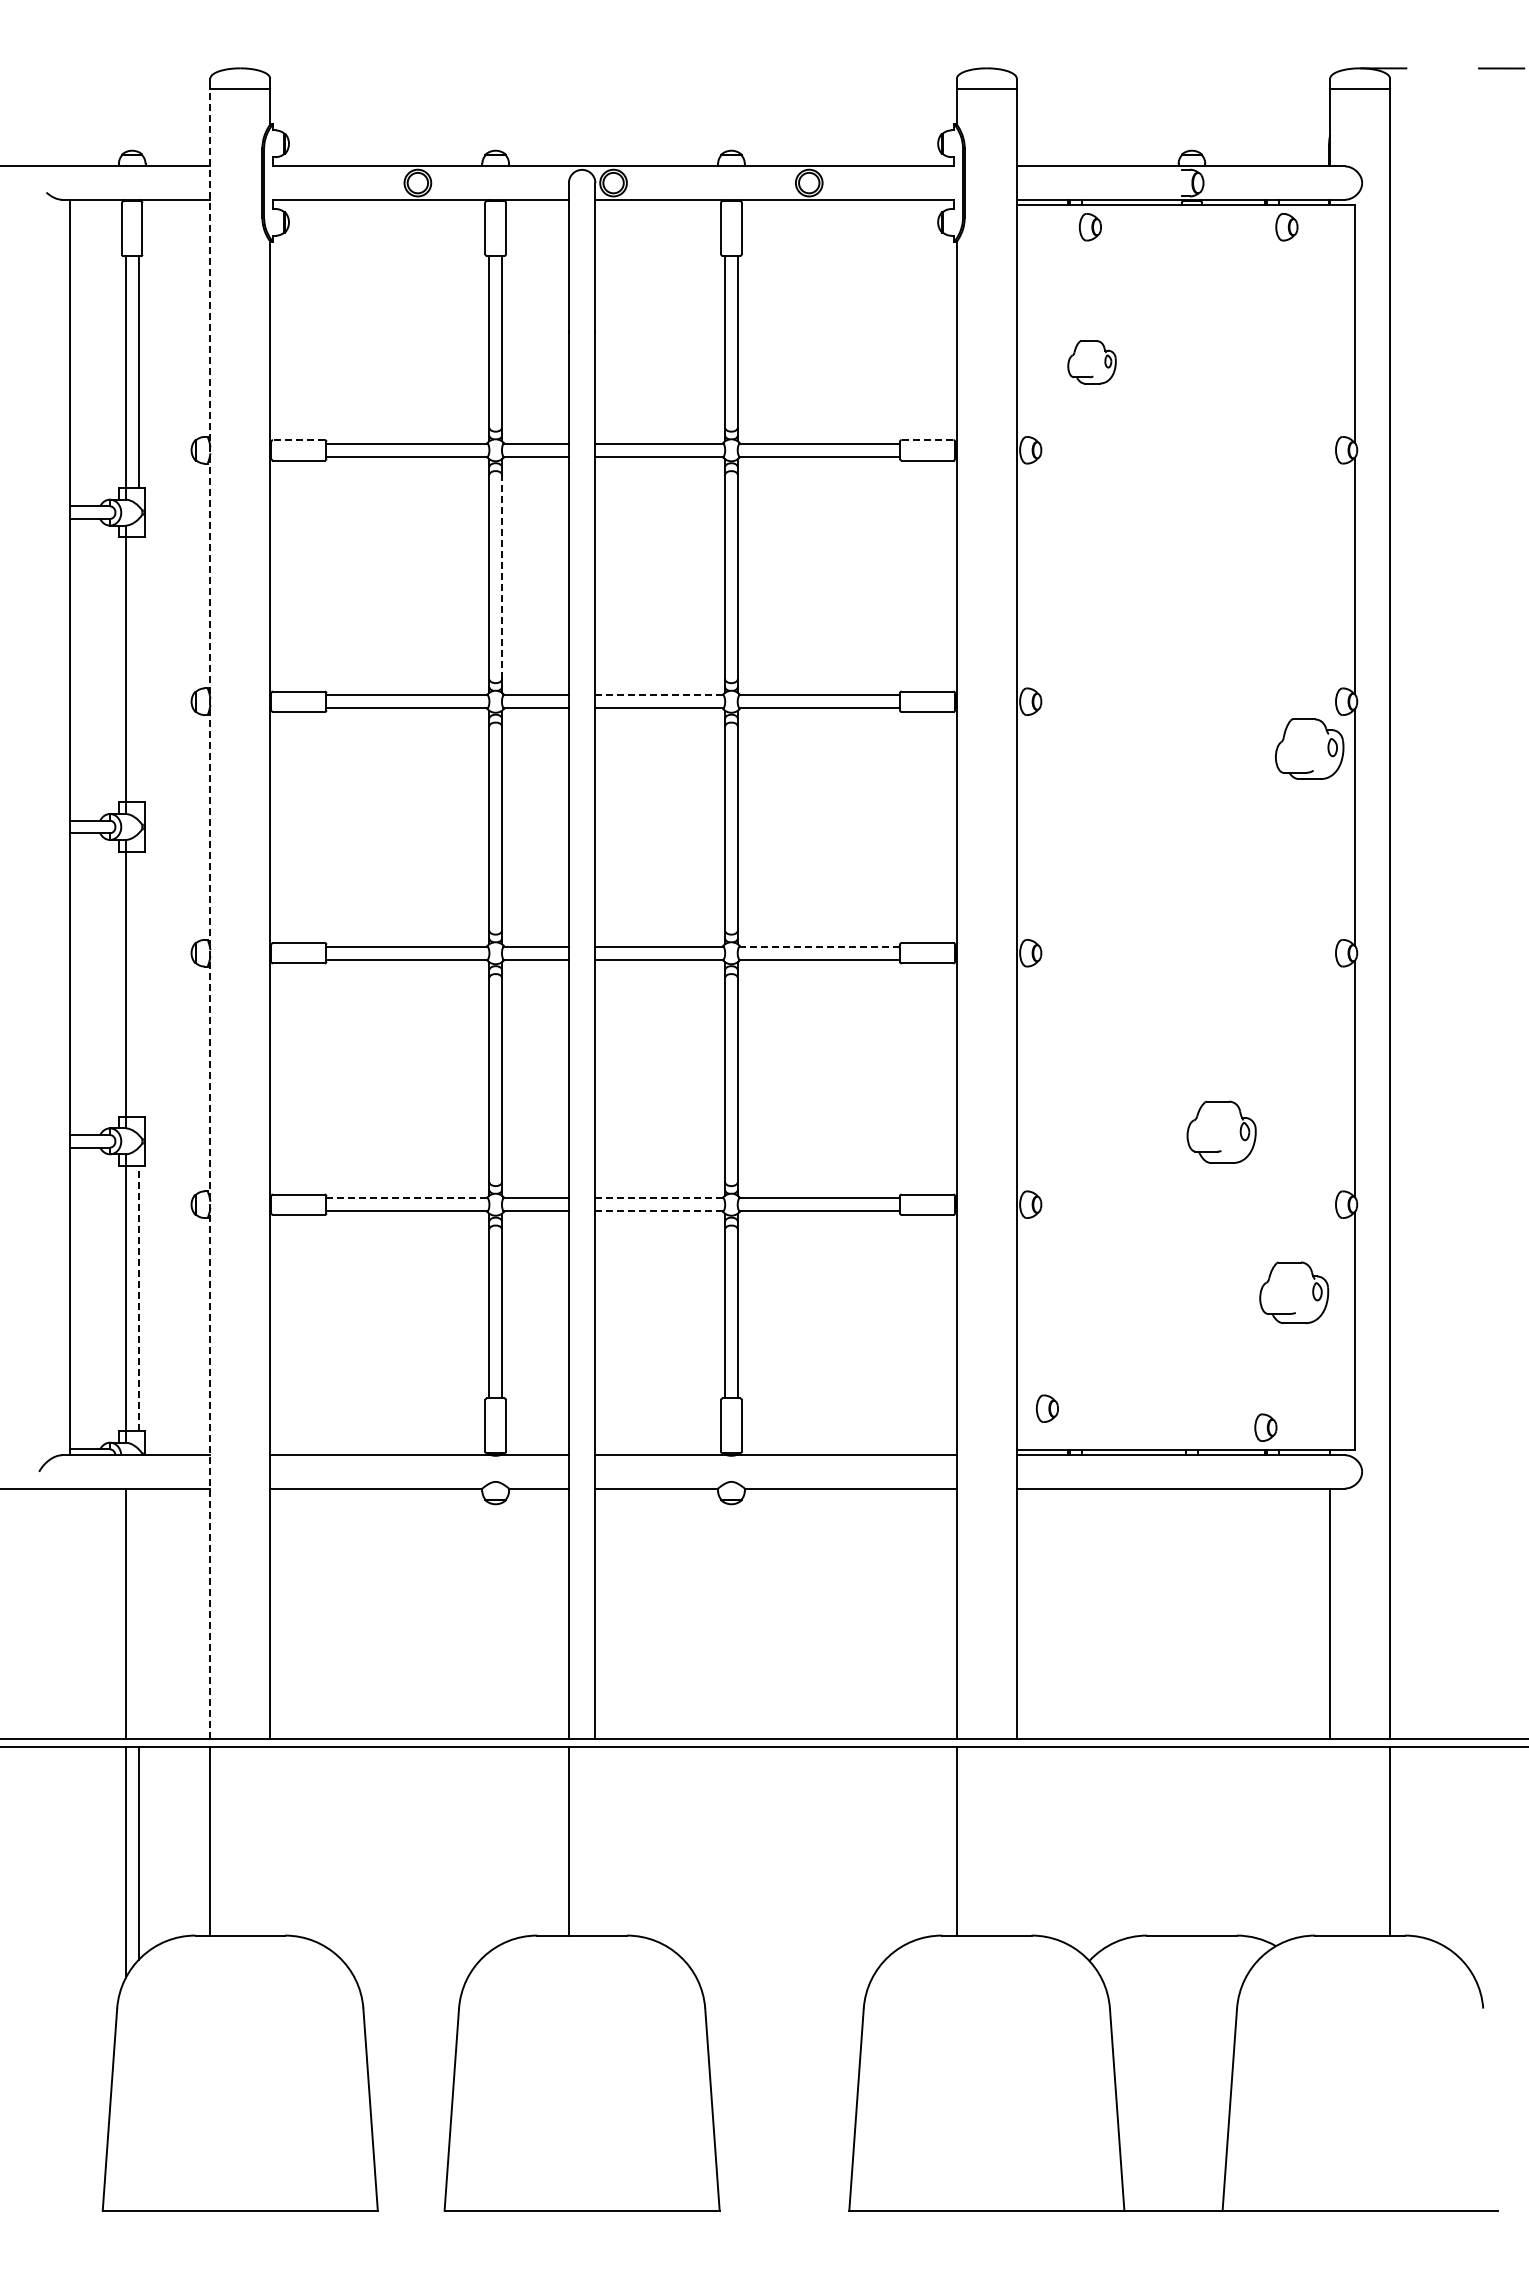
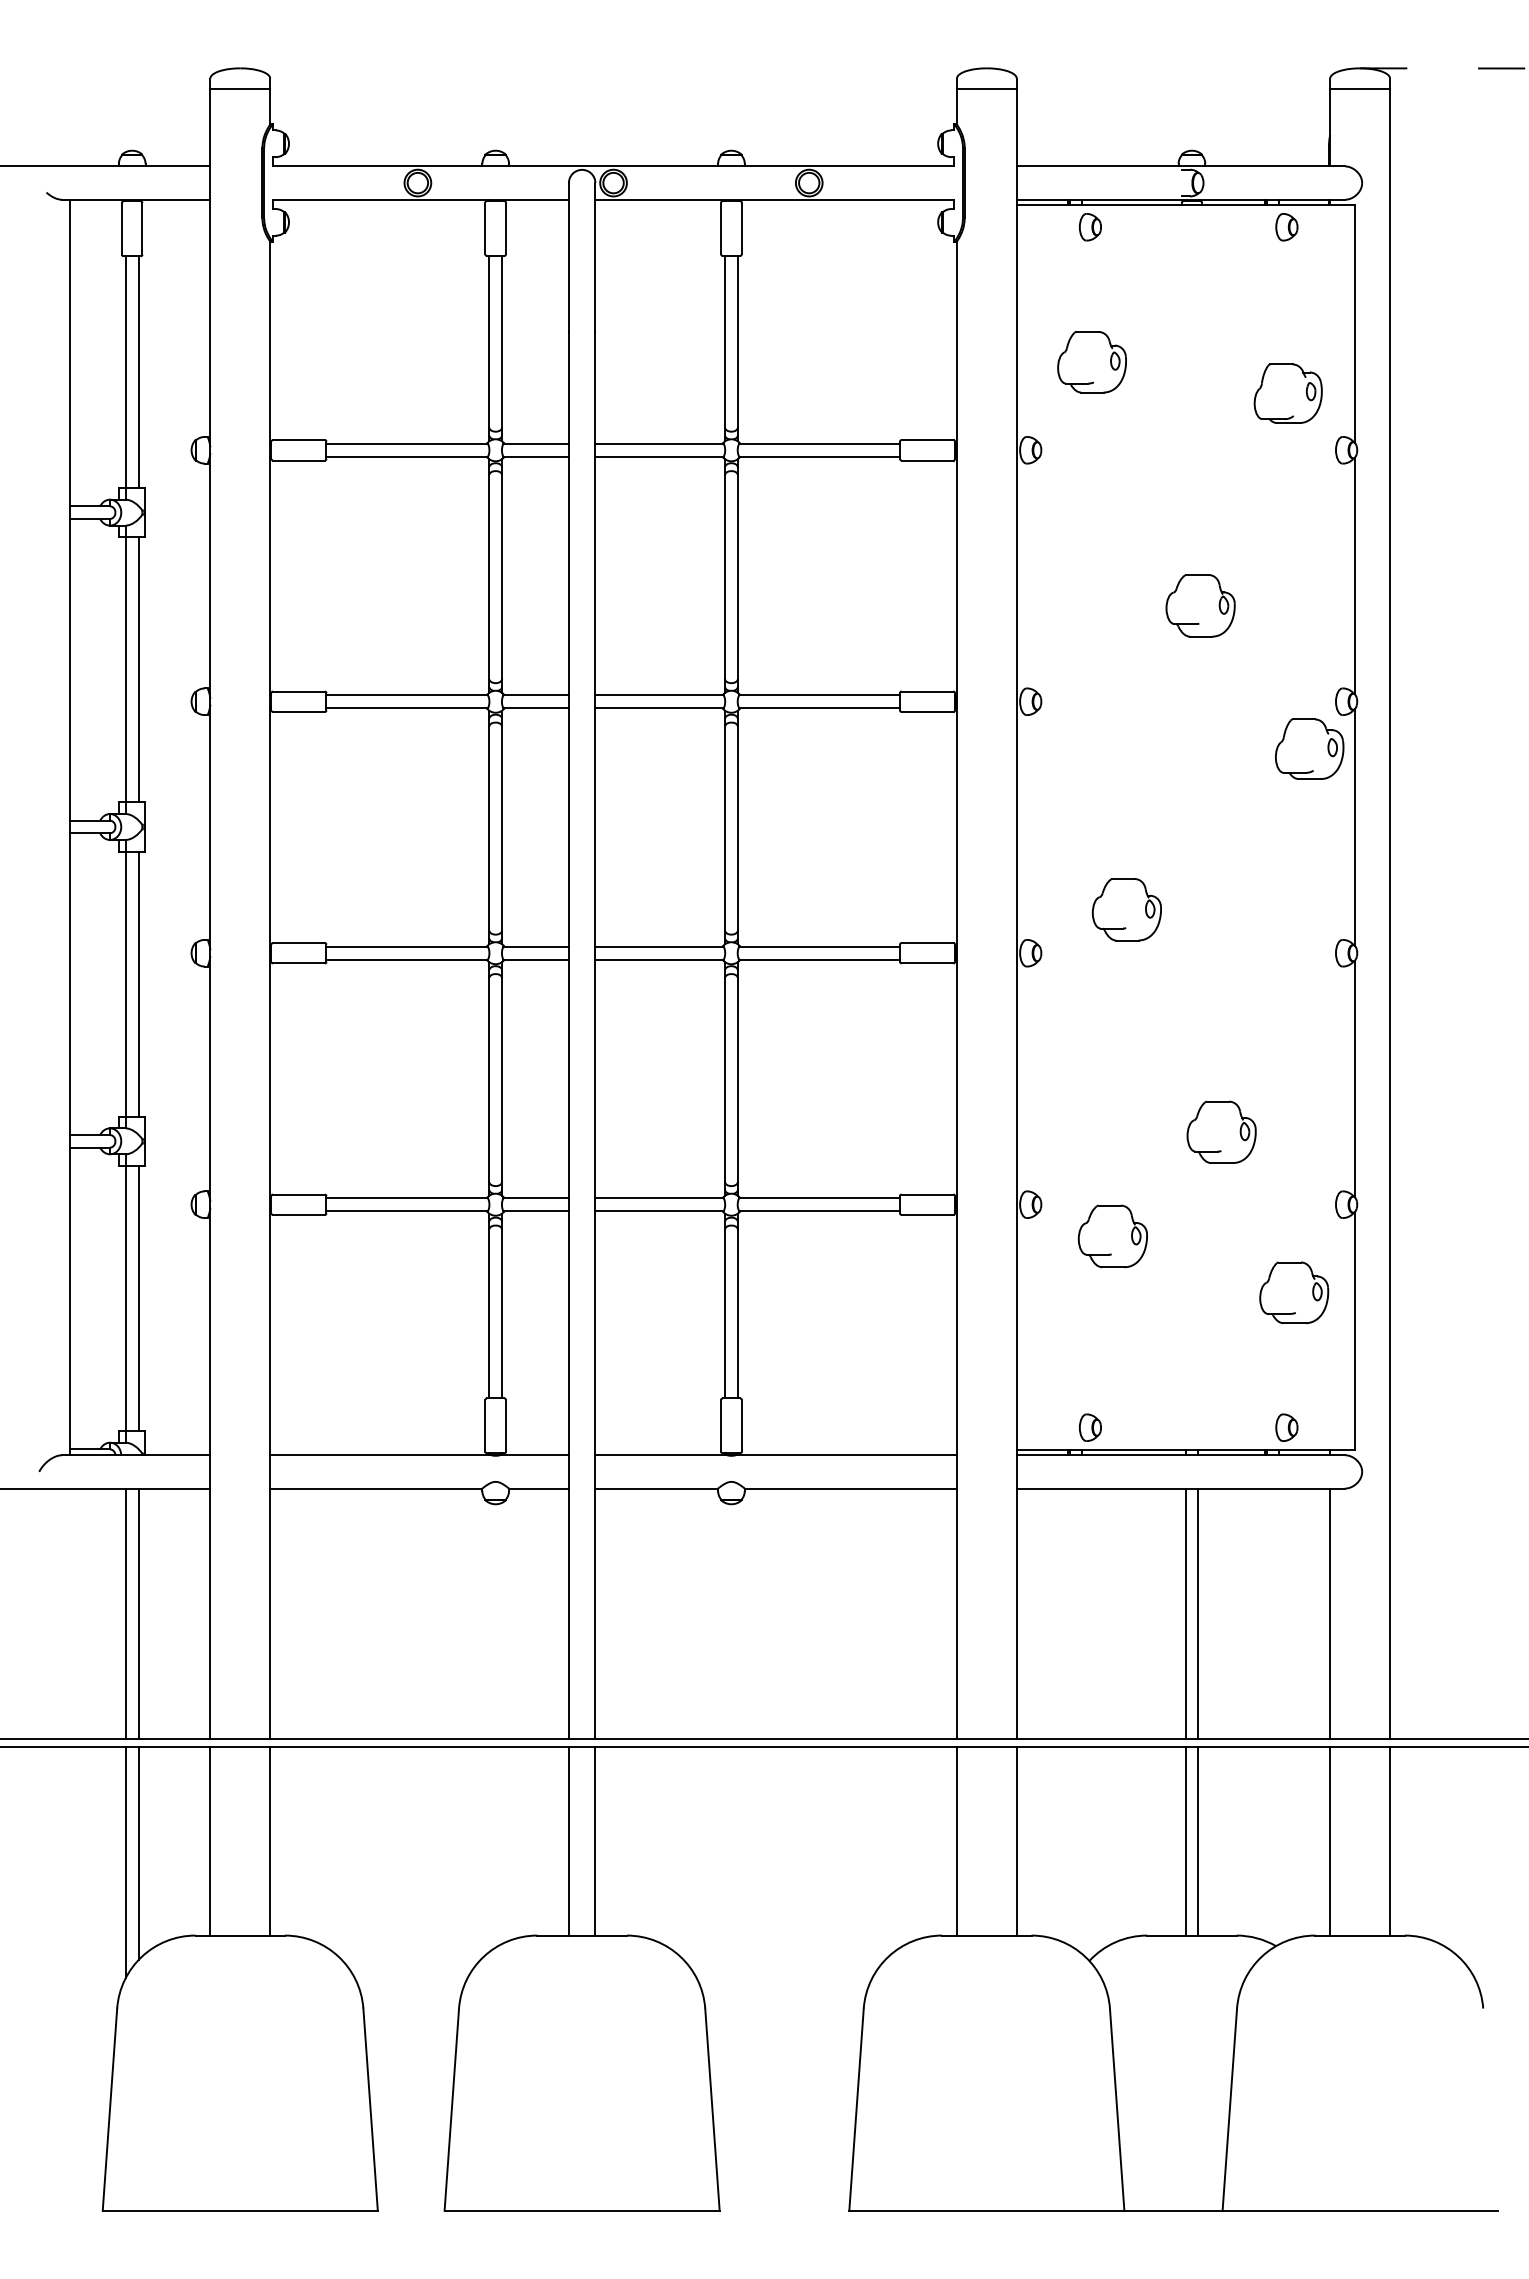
part size: 50x45 px -> 70x63 px (1091, 362)
part: none -> present (1287, 393)
line: dashed -> solid (298, 440)
line: dashed -> solid (927, 440)
line: dashed -> solid (501, 576)
part: none -> present (1200, 605)
line: none -> present (138, 669)
line: dashed -> solid (660, 695)
part: none -> present (1126, 909)
line: dashed -> solid (210, 913)
line: dashed -> solid (819, 946)
line: none -> present (138, 983)
line: dashed -> solid (407, 1198)
line: dashed -> solid (660, 1198)
line: dashed -> solid (660, 1211)
part: none -> present (1112, 1236)
line: dashed -> solid (138, 1298)
part position: (1046, 1408) -> (1089, 1427) (1089, 1427)
part position: (1265, 1427) -> (1286, 1427) (1286, 1427)
line: none -> present (138, 1613)
line: none -> present (1185, 1613)
line: none -> present (1198, 1613)
line: none -> present (270, 1840)
line: none -> present (595, 1840)
line: none -> present (1016, 1840)
line: none -> present (1185, 1840)
line: none -> present (1198, 1840)
line: none -> present (1330, 1840)
